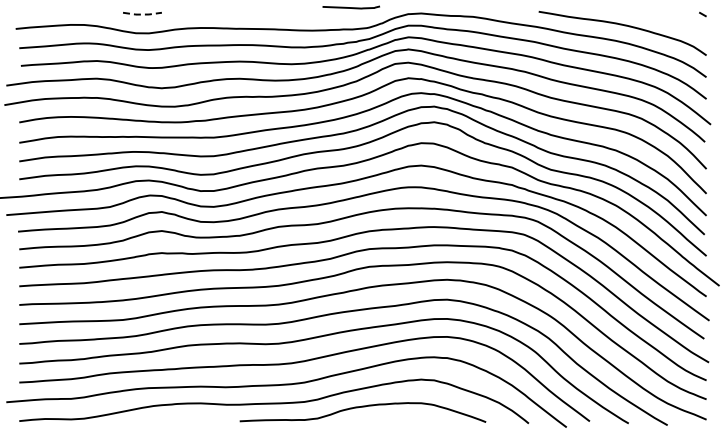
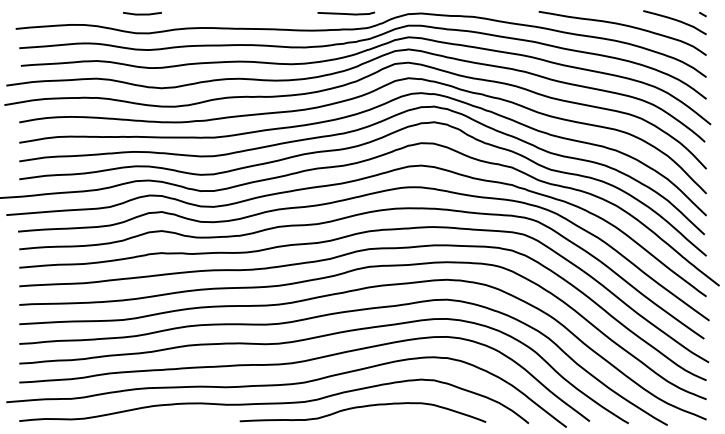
curve position: (350, 7) -> (345, 13) (345, 13)
line: dashed -> solid (142, 14)
curve: none -> present (674, 20)
